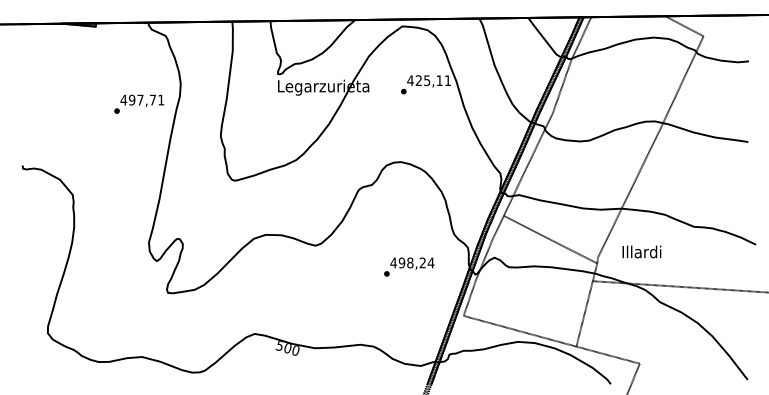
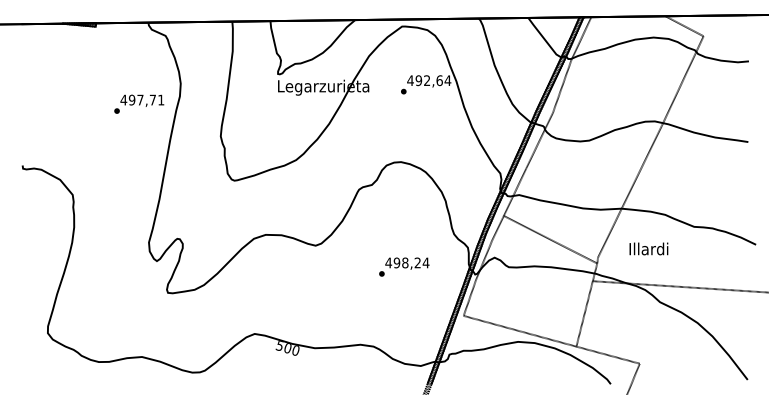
text: 425,11 -> 492,64 (433, 80)
text position: (641, 251) -> (648, 248) (648, 248)
text position: (409, 266) -> (404, 266) (404, 266)
